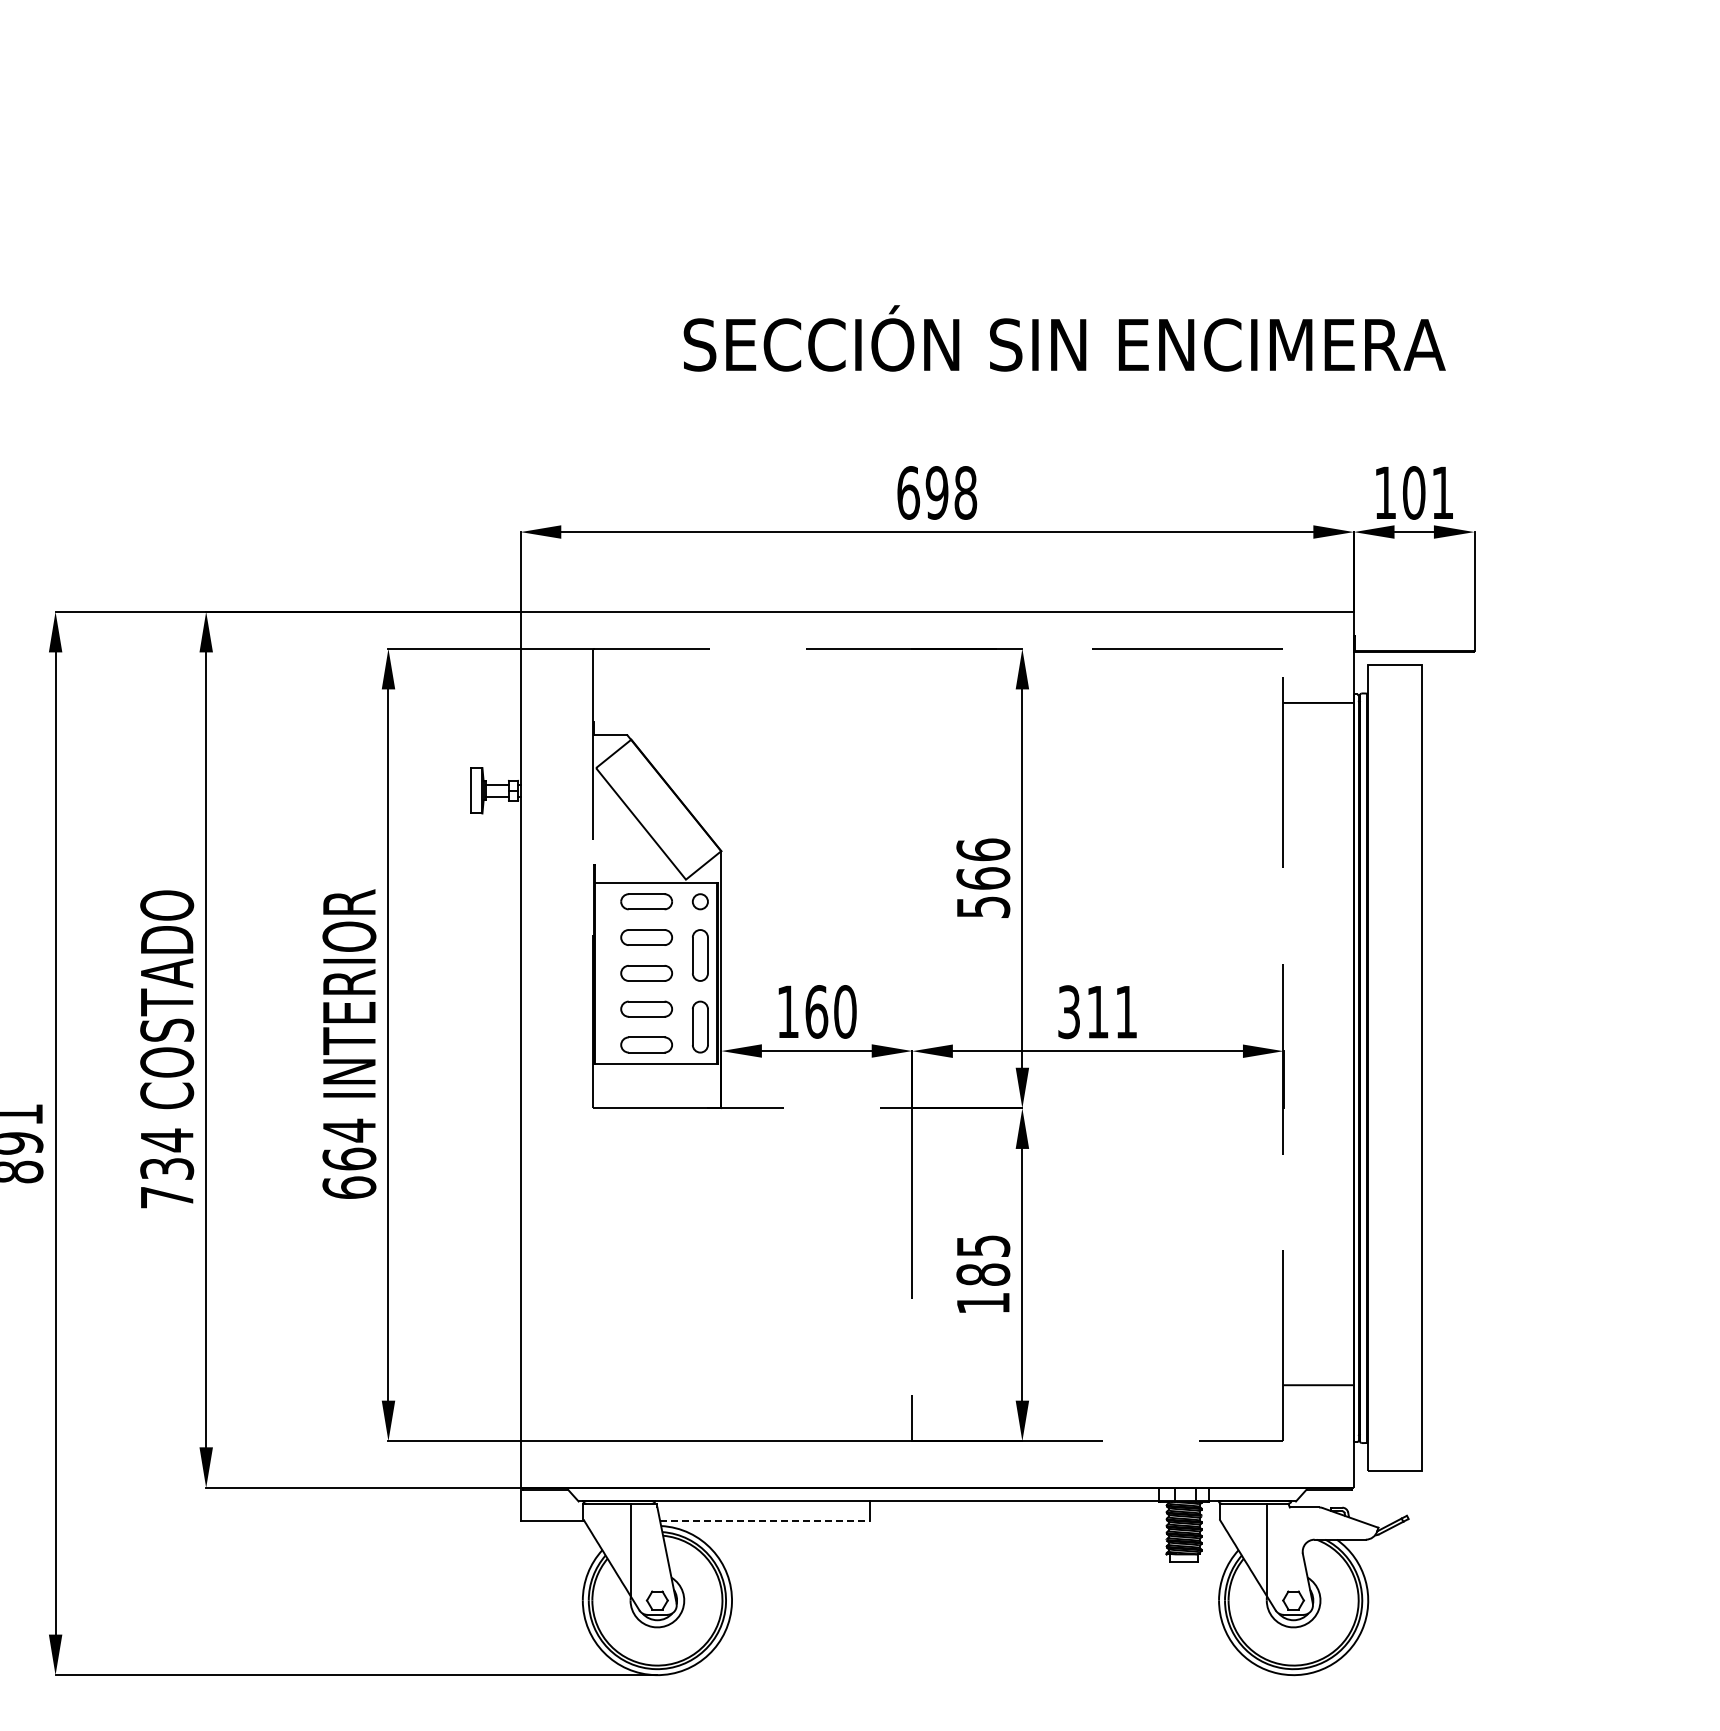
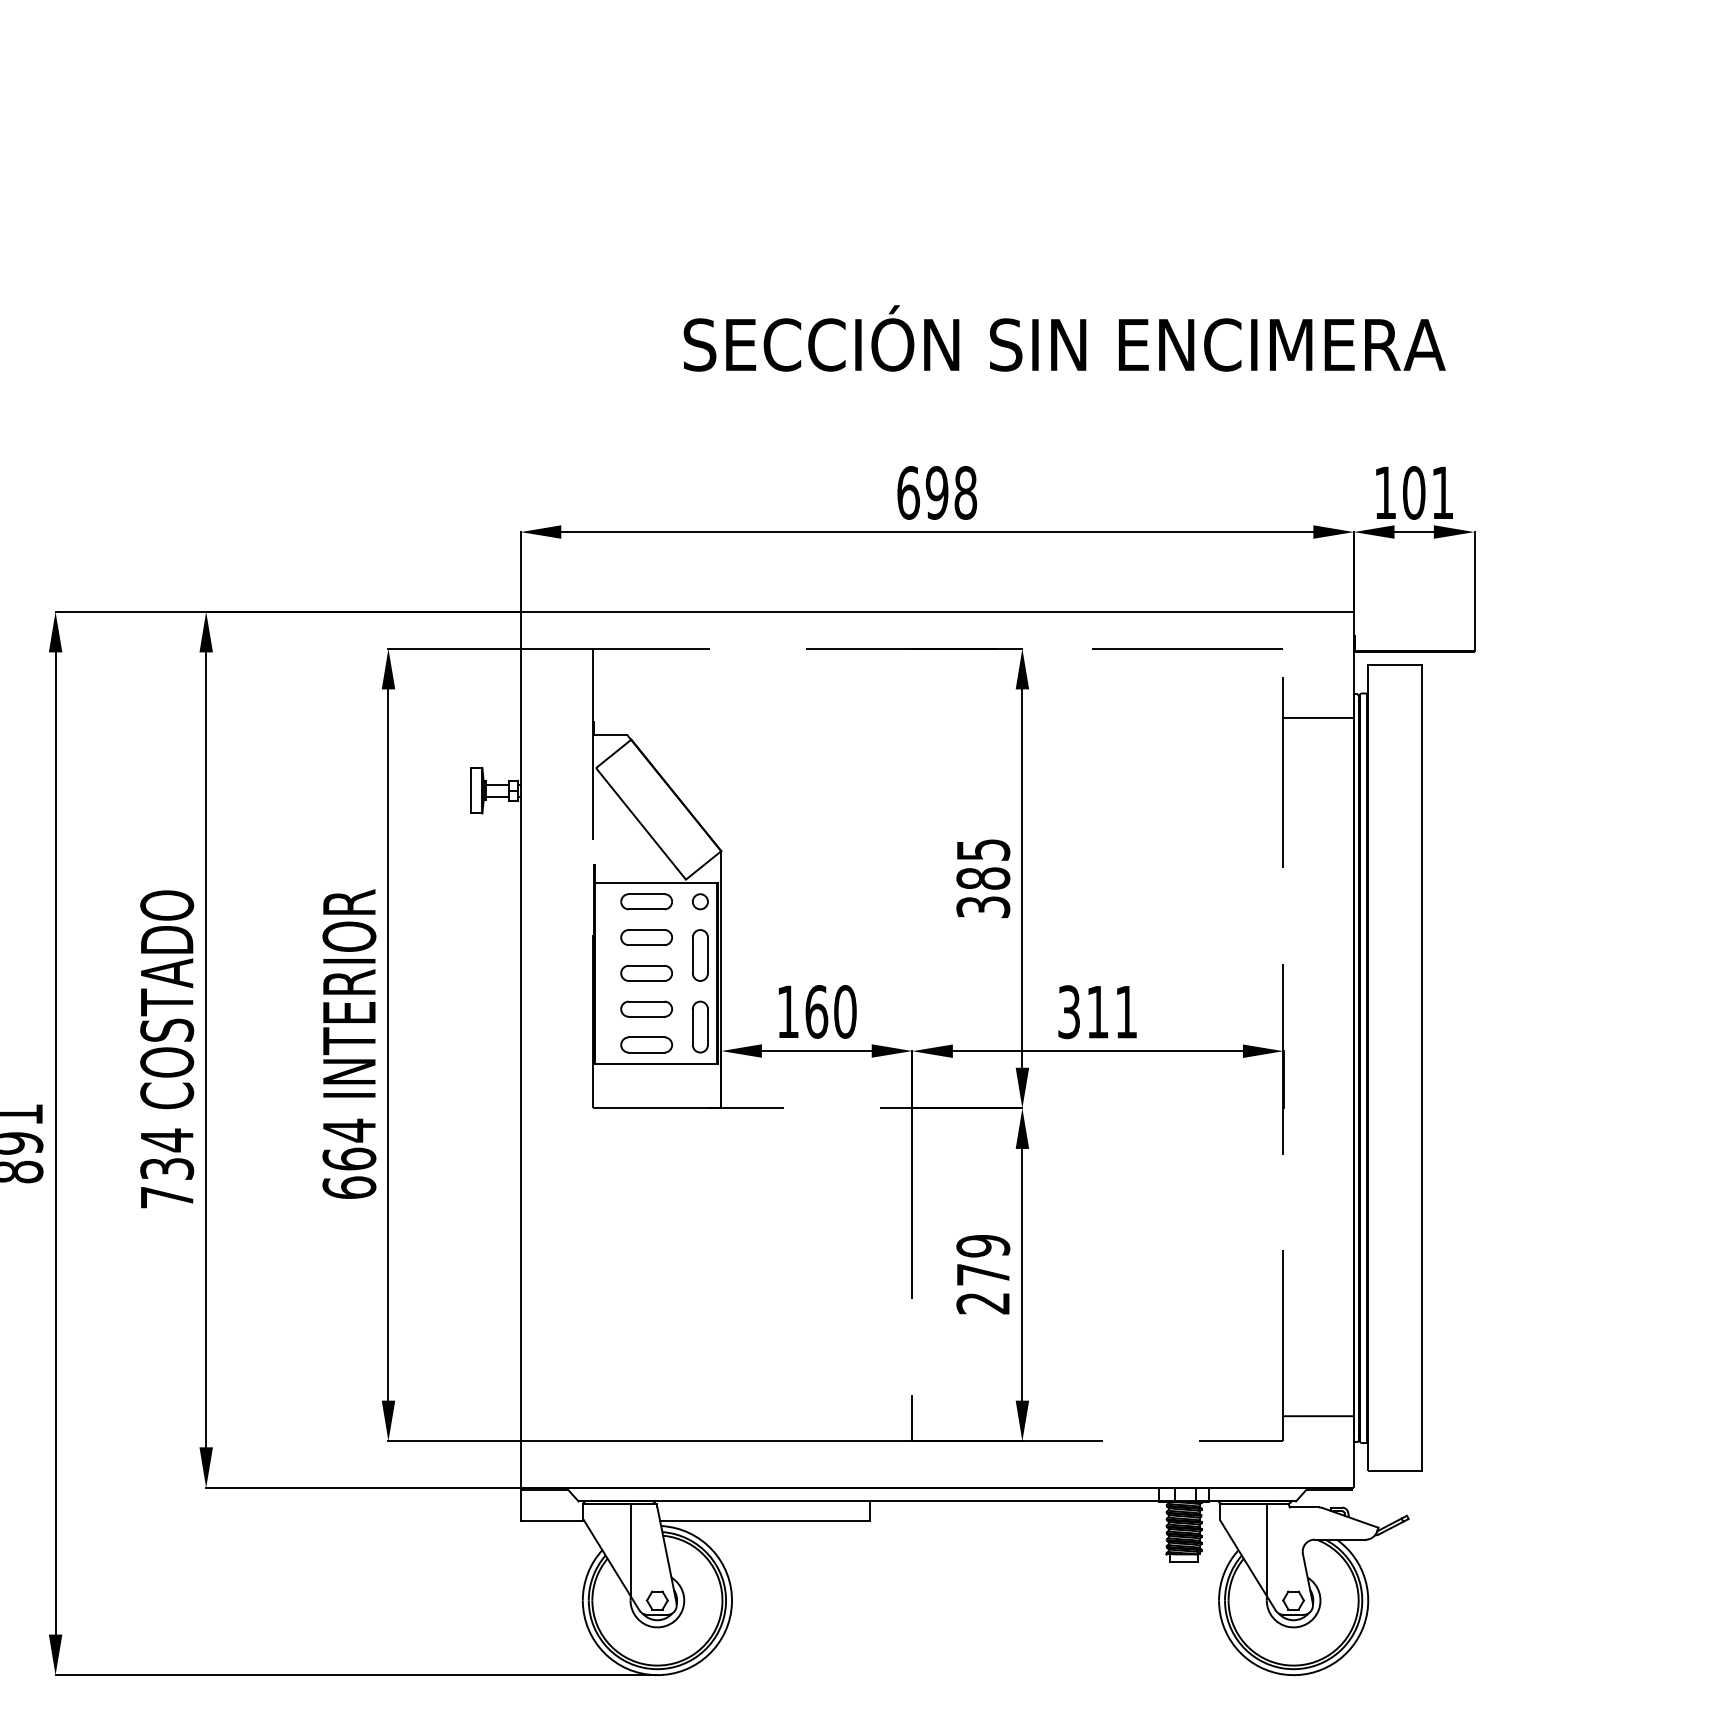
line position: (1318, 702) -> (1318, 717) (1318, 717)
text: 566 -> 385 (983, 877)
text: 185 -> 279 (983, 1274)
line position: (1318, 1385) -> (1318, 1416) (1318, 1416)
line: dashed -> solid (764, 1520)
